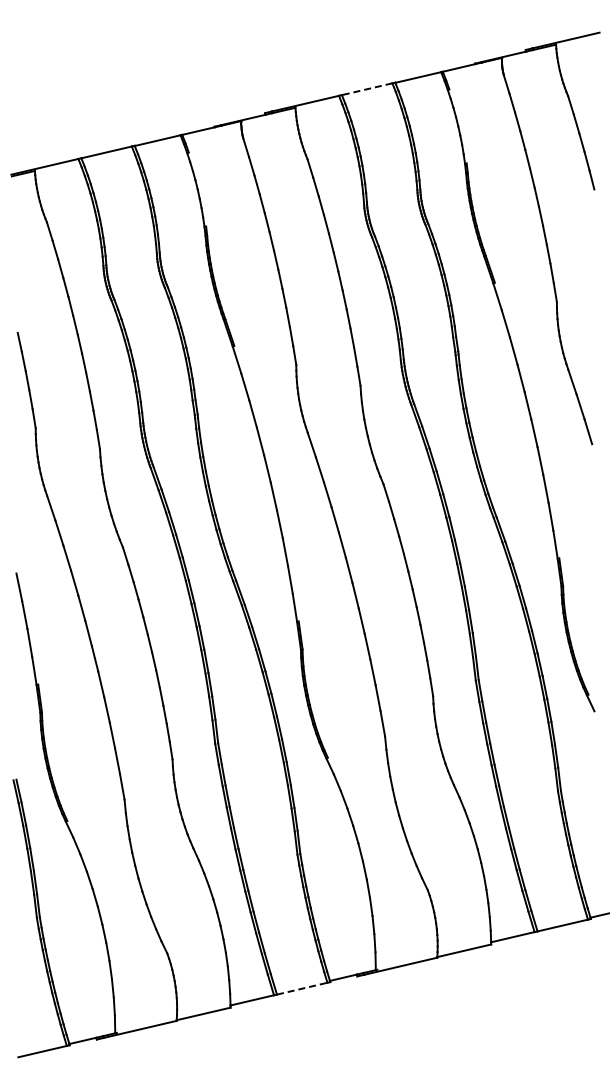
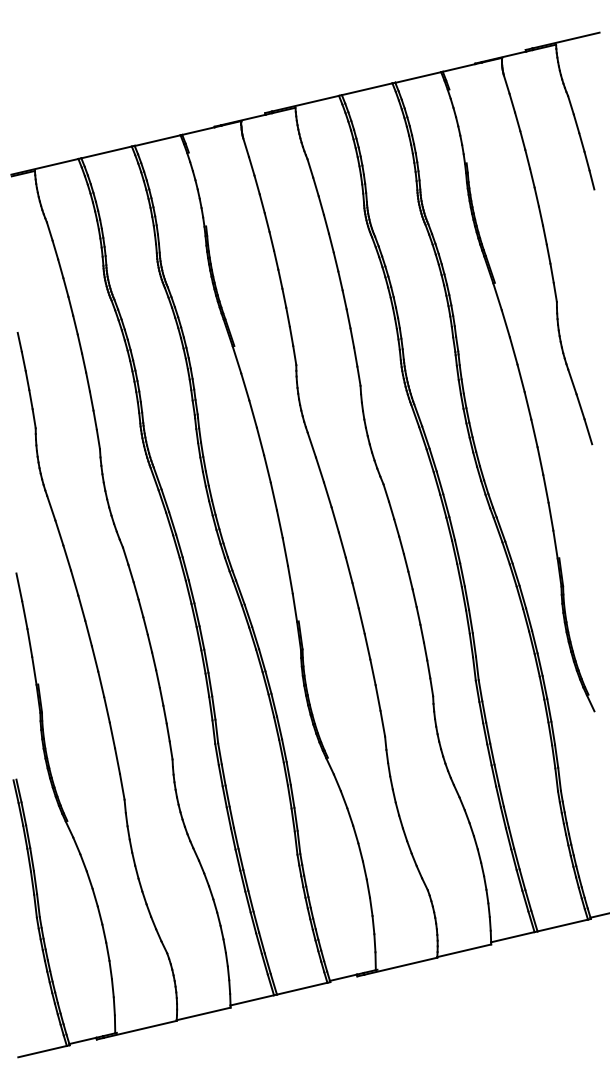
line: dashed -> solid (367, 89)
line: dashed -> solid (302, 988)
